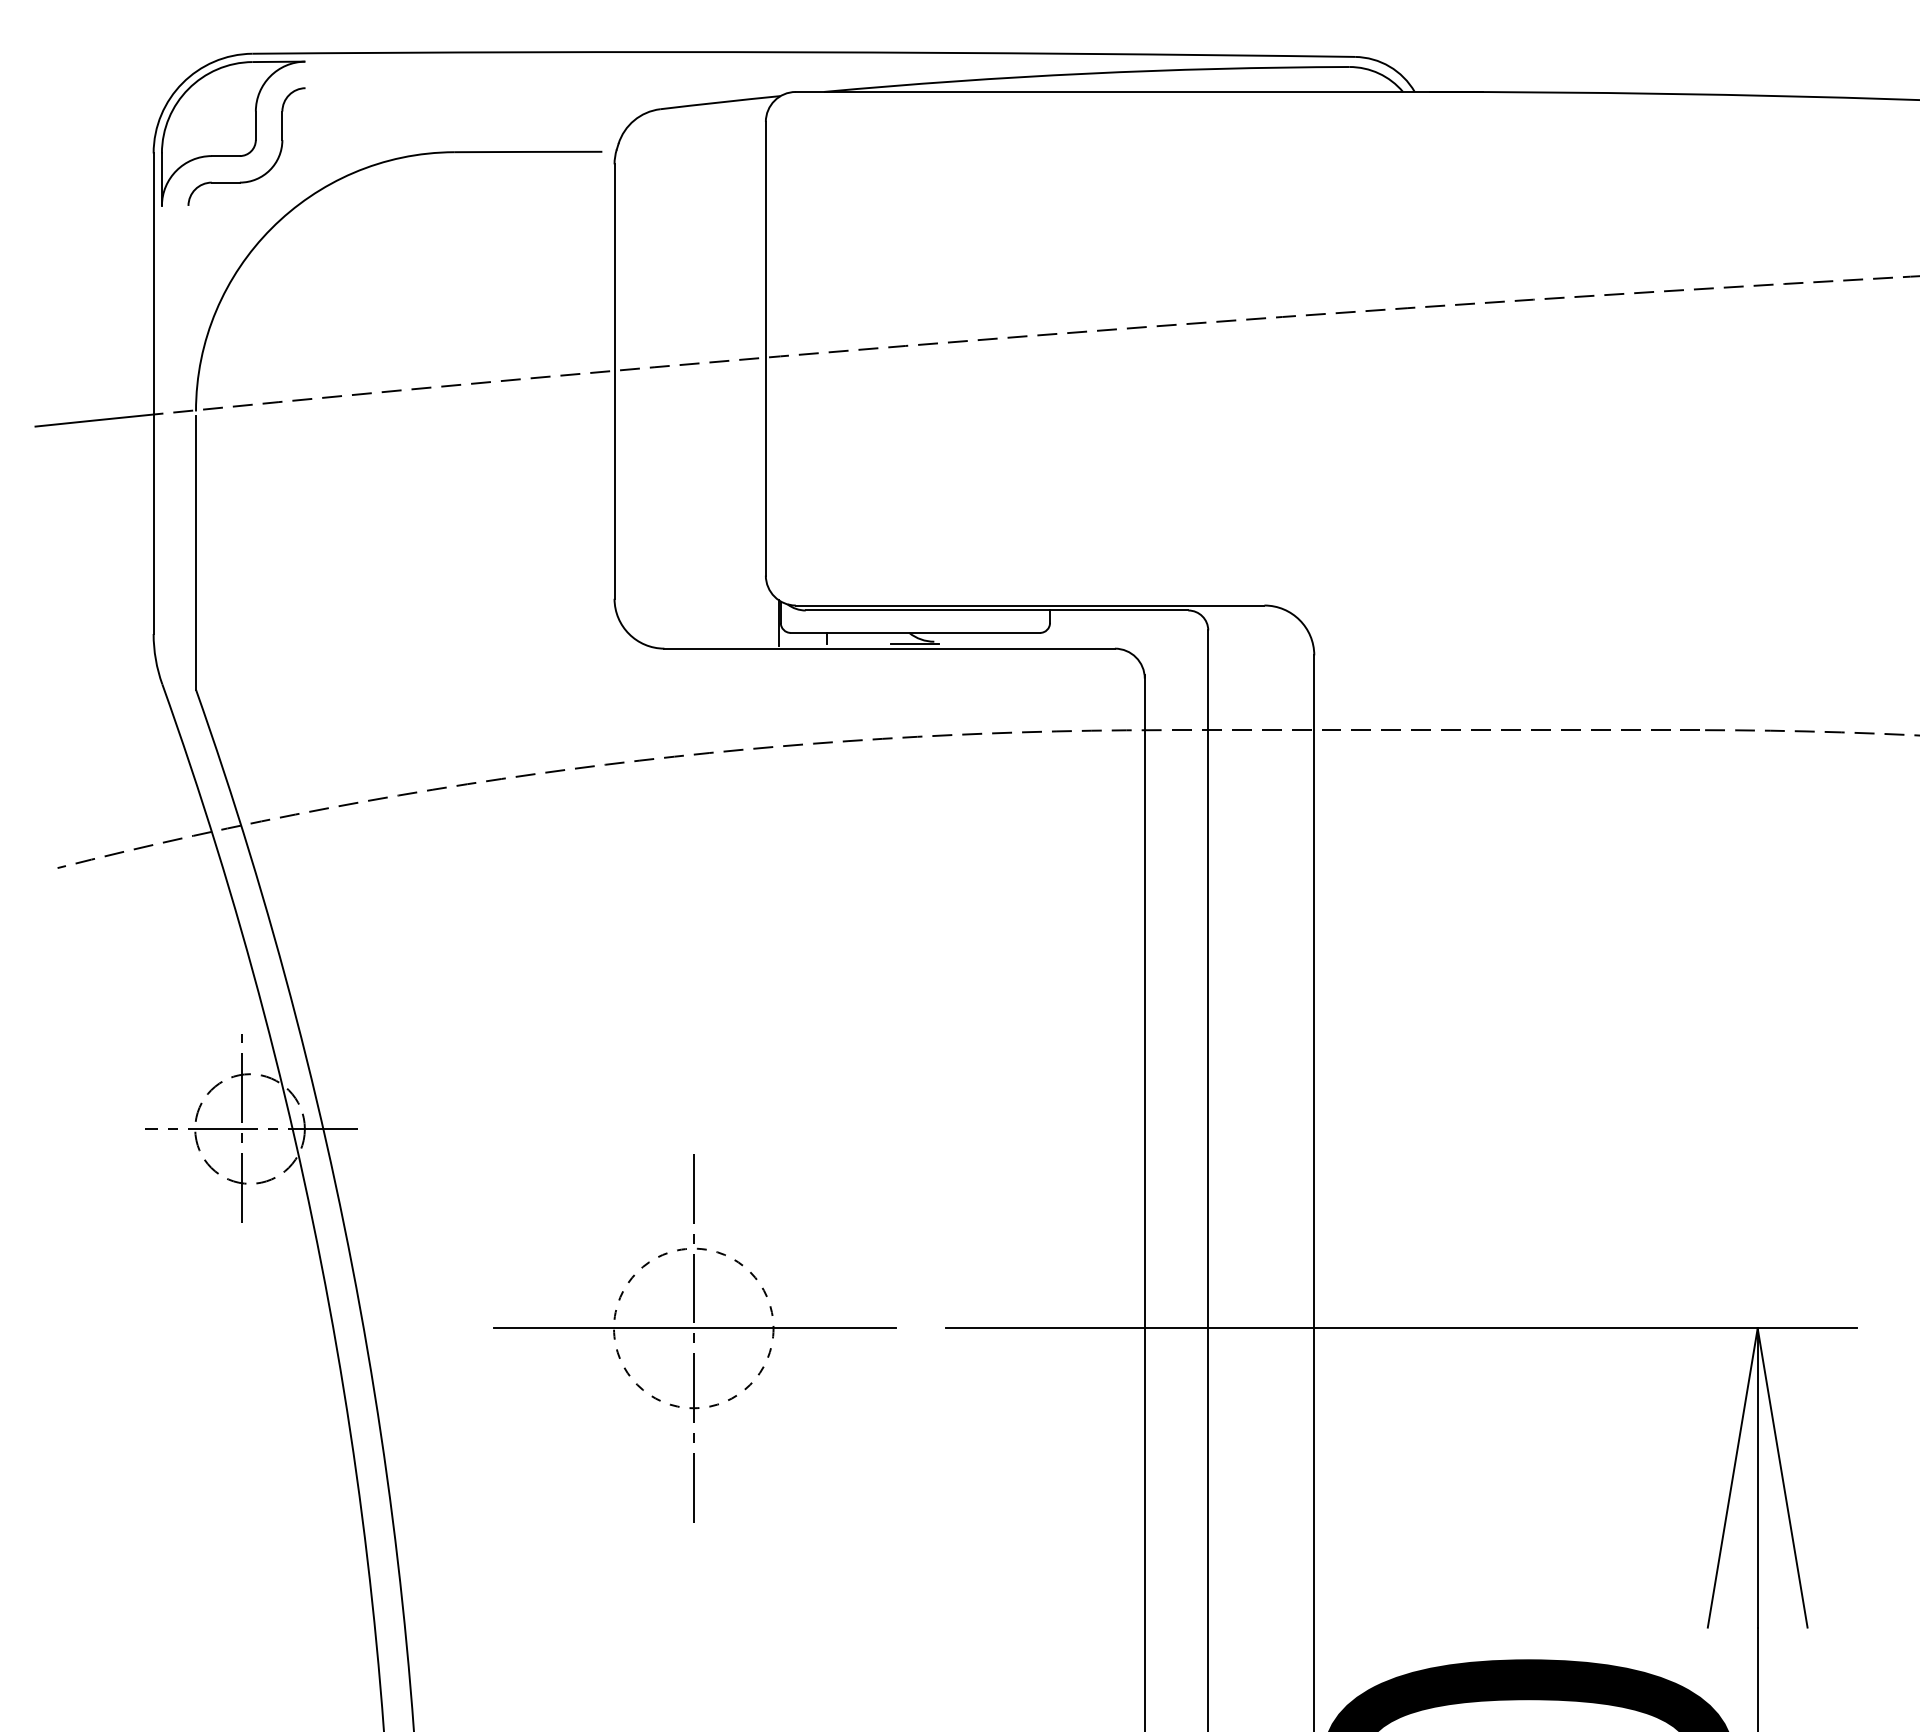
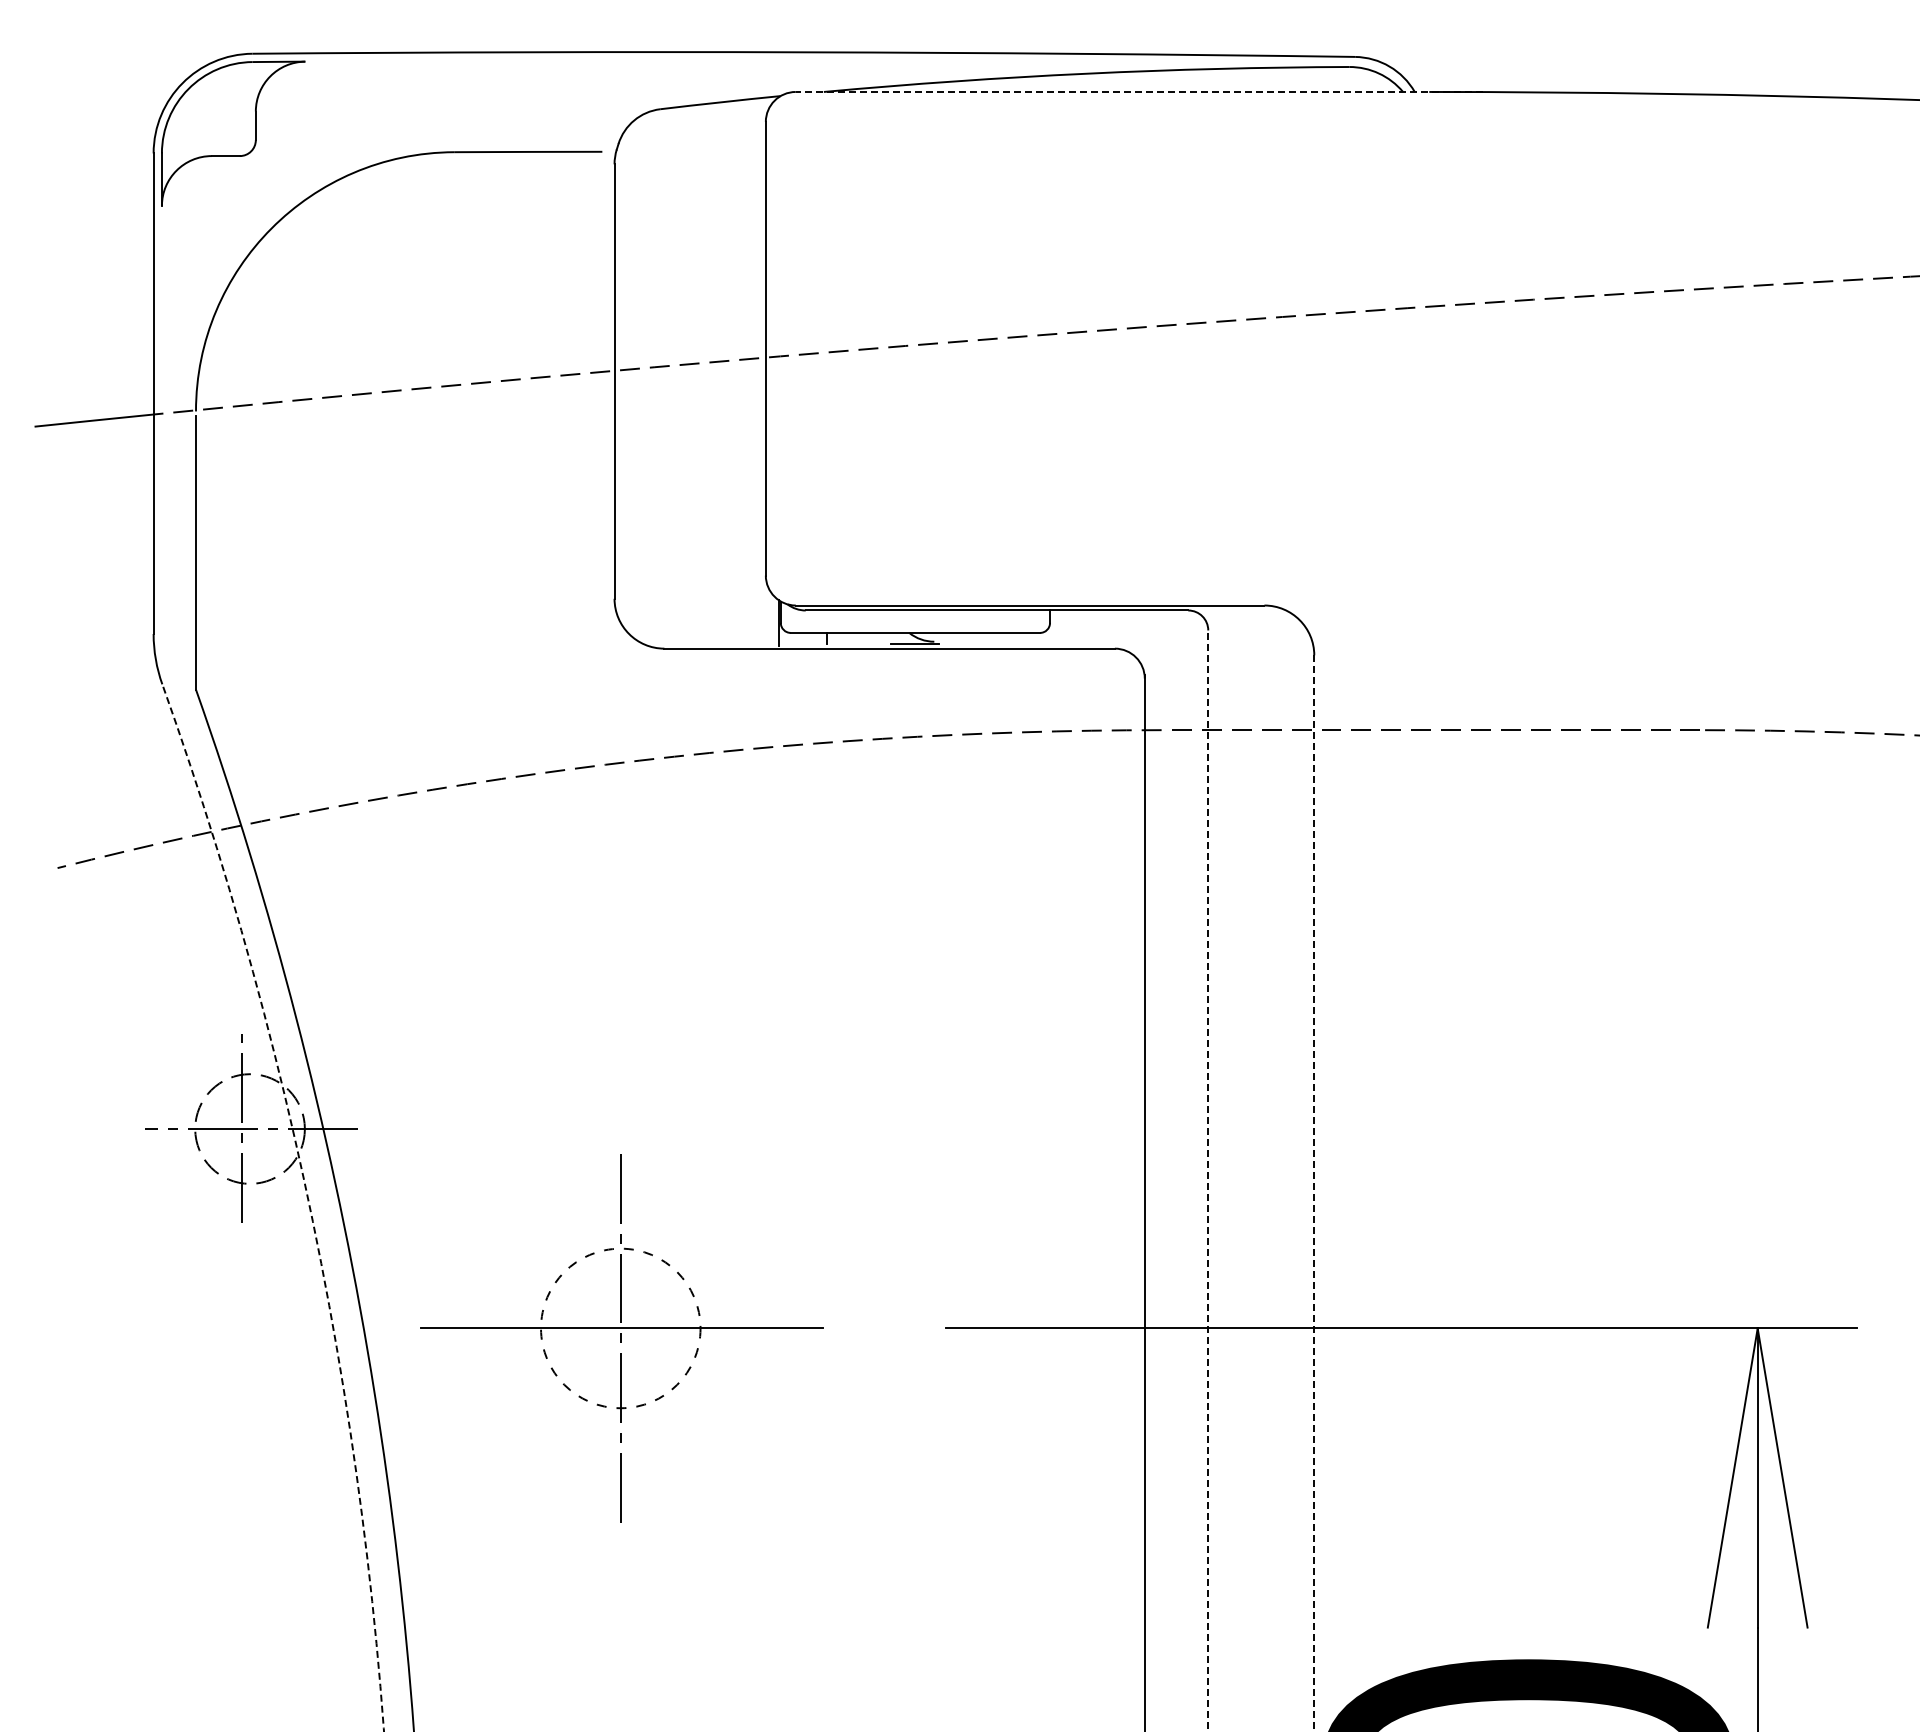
line: solid -> dashed (1139, 91)
part: present -> none (271, 166)
line: solid -> dashed (1208, 1181)
line: solid -> dashed (1314, 1193)
arc: solid -> dashed (308, 1200)
part position: (694, 1338) -> (621, 1338) (621, 1338)
